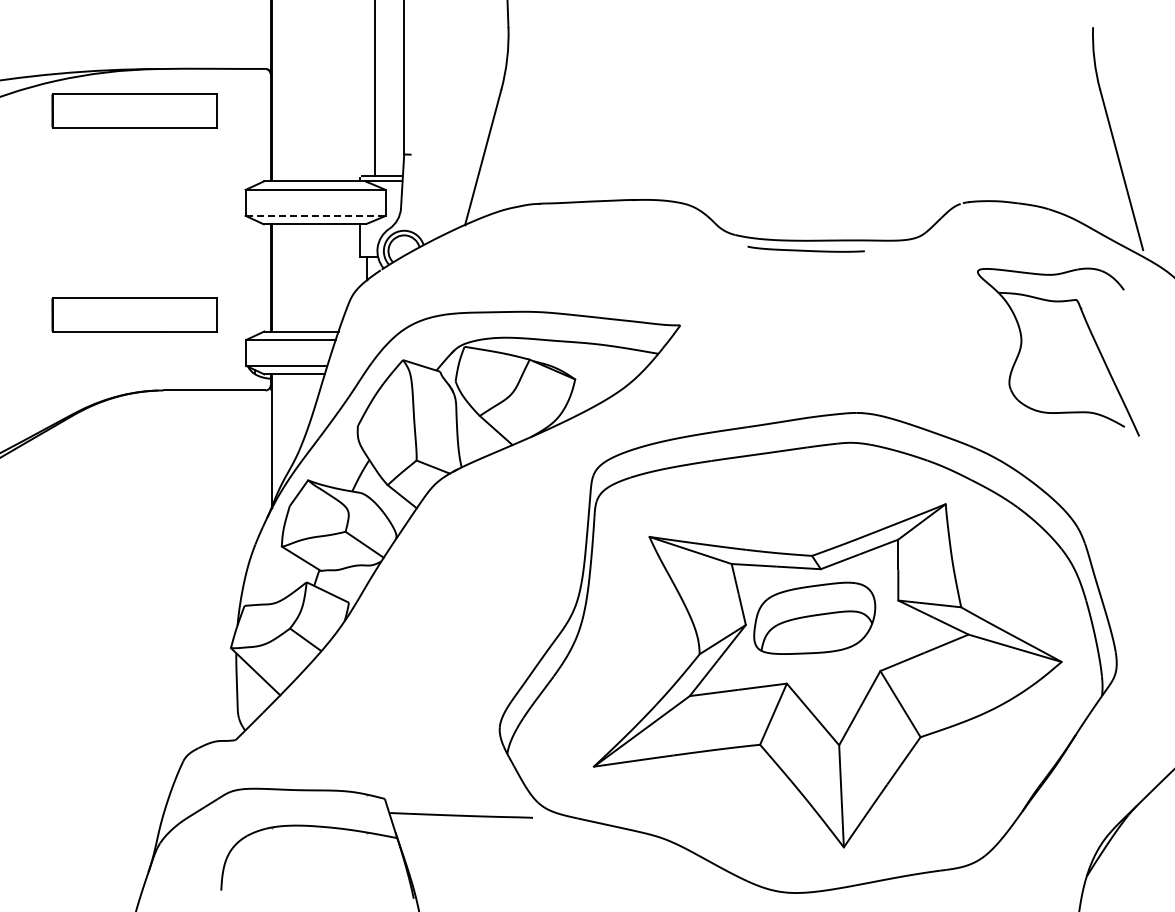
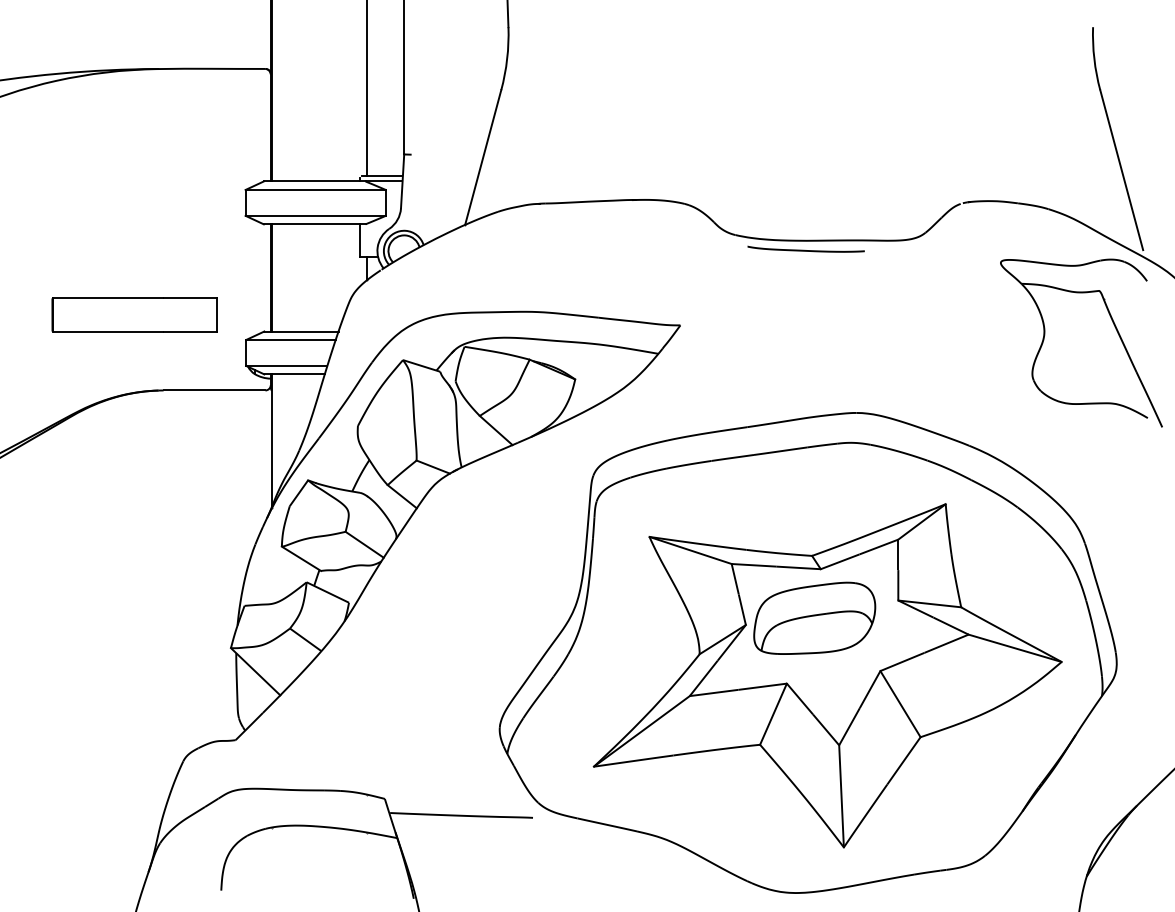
line position: (375, 89) -> (367, 89) (367, 89)
part: present -> none (134, 110)
line: dashed -> solid (316, 215)
part position: (1091, 336) -> (1114, 327) (1114, 327)
